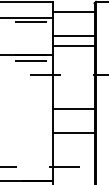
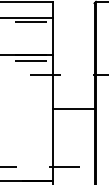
line: present -> none (73, 11)
line: present -> none (73, 36)
line: present -> none (73, 46)
line: present -> none (73, 133)
